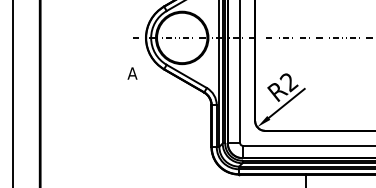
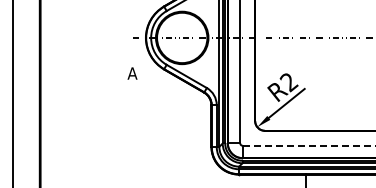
line: solid -> dashed (309, 145)
